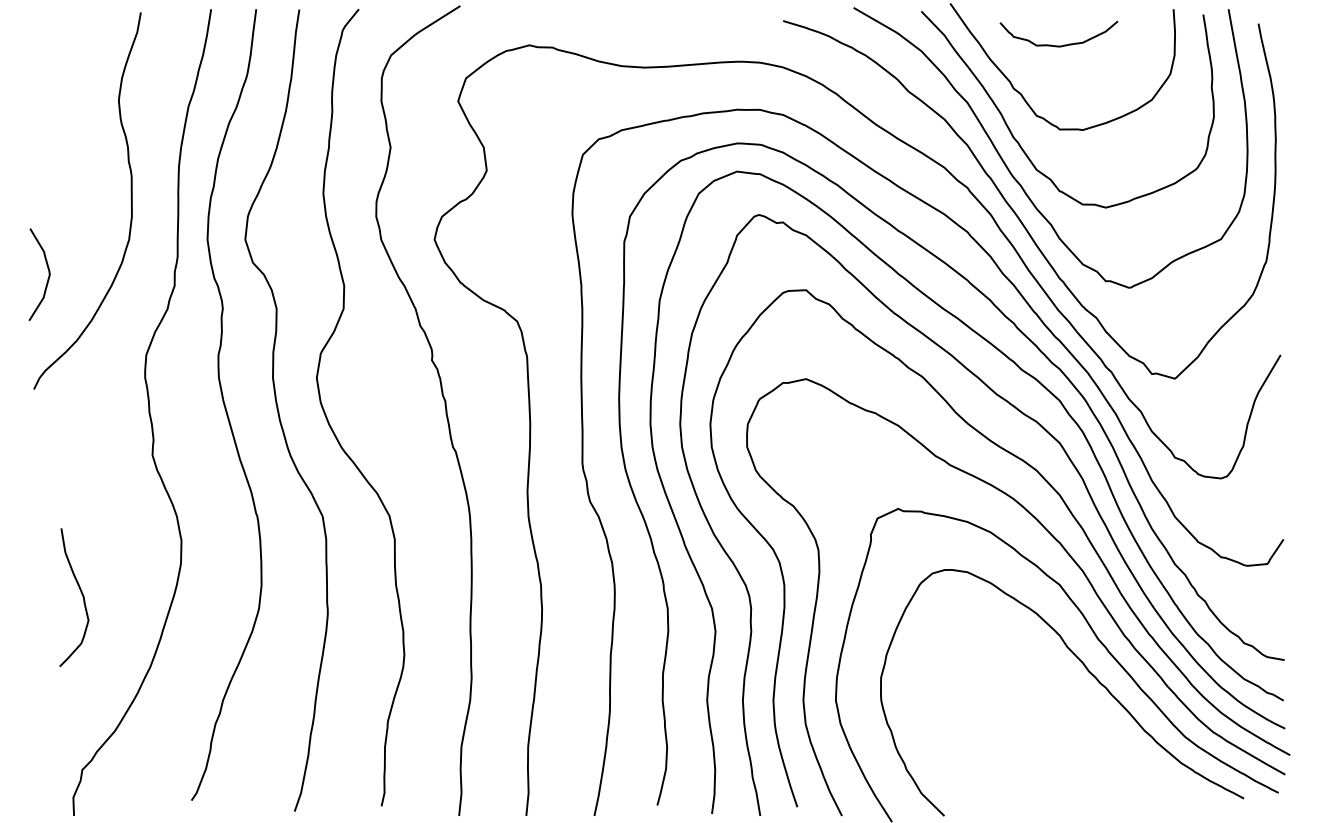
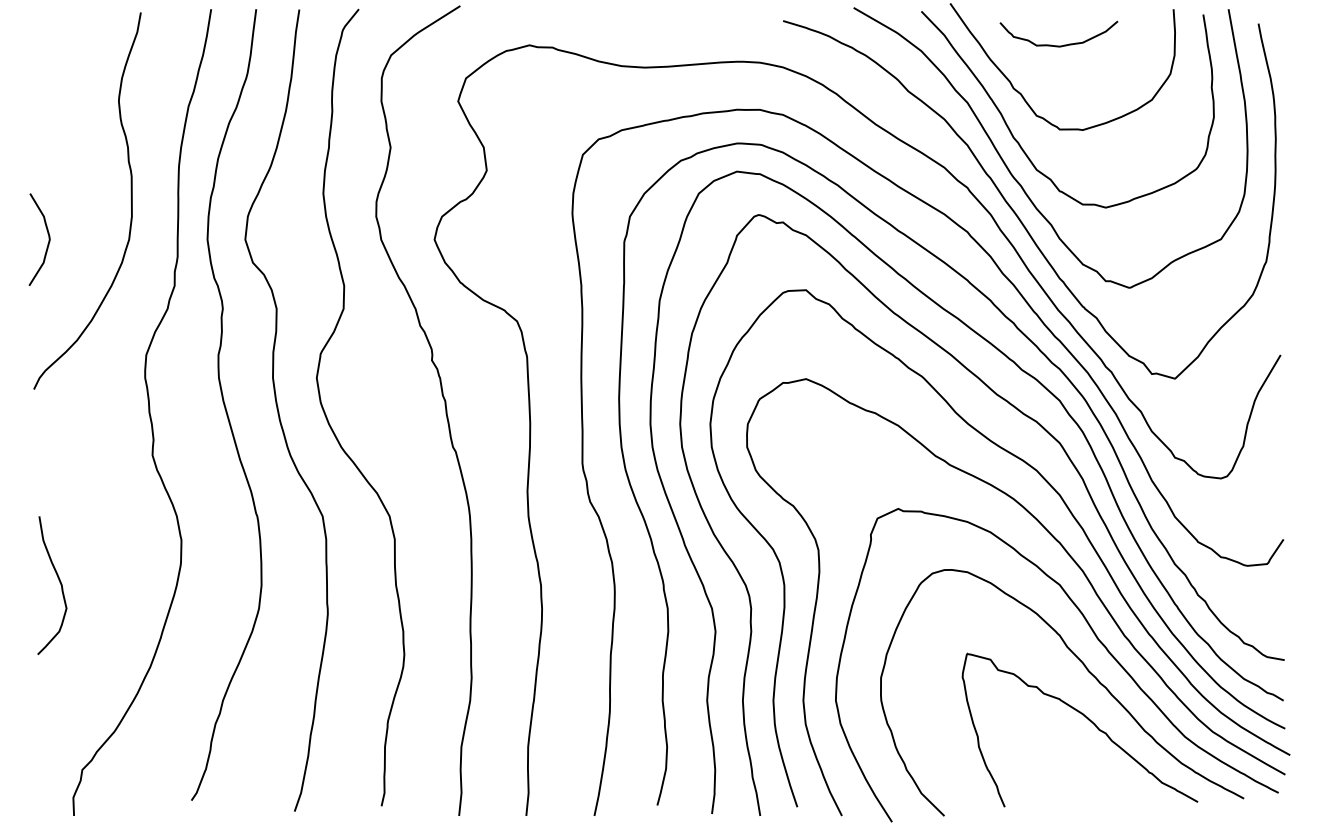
curve position: (47, 278) -> (47, 243) (47, 243)
curve position: (81, 594) -> (59, 582) (59, 582)
curve: none -> present (1088, 720)
